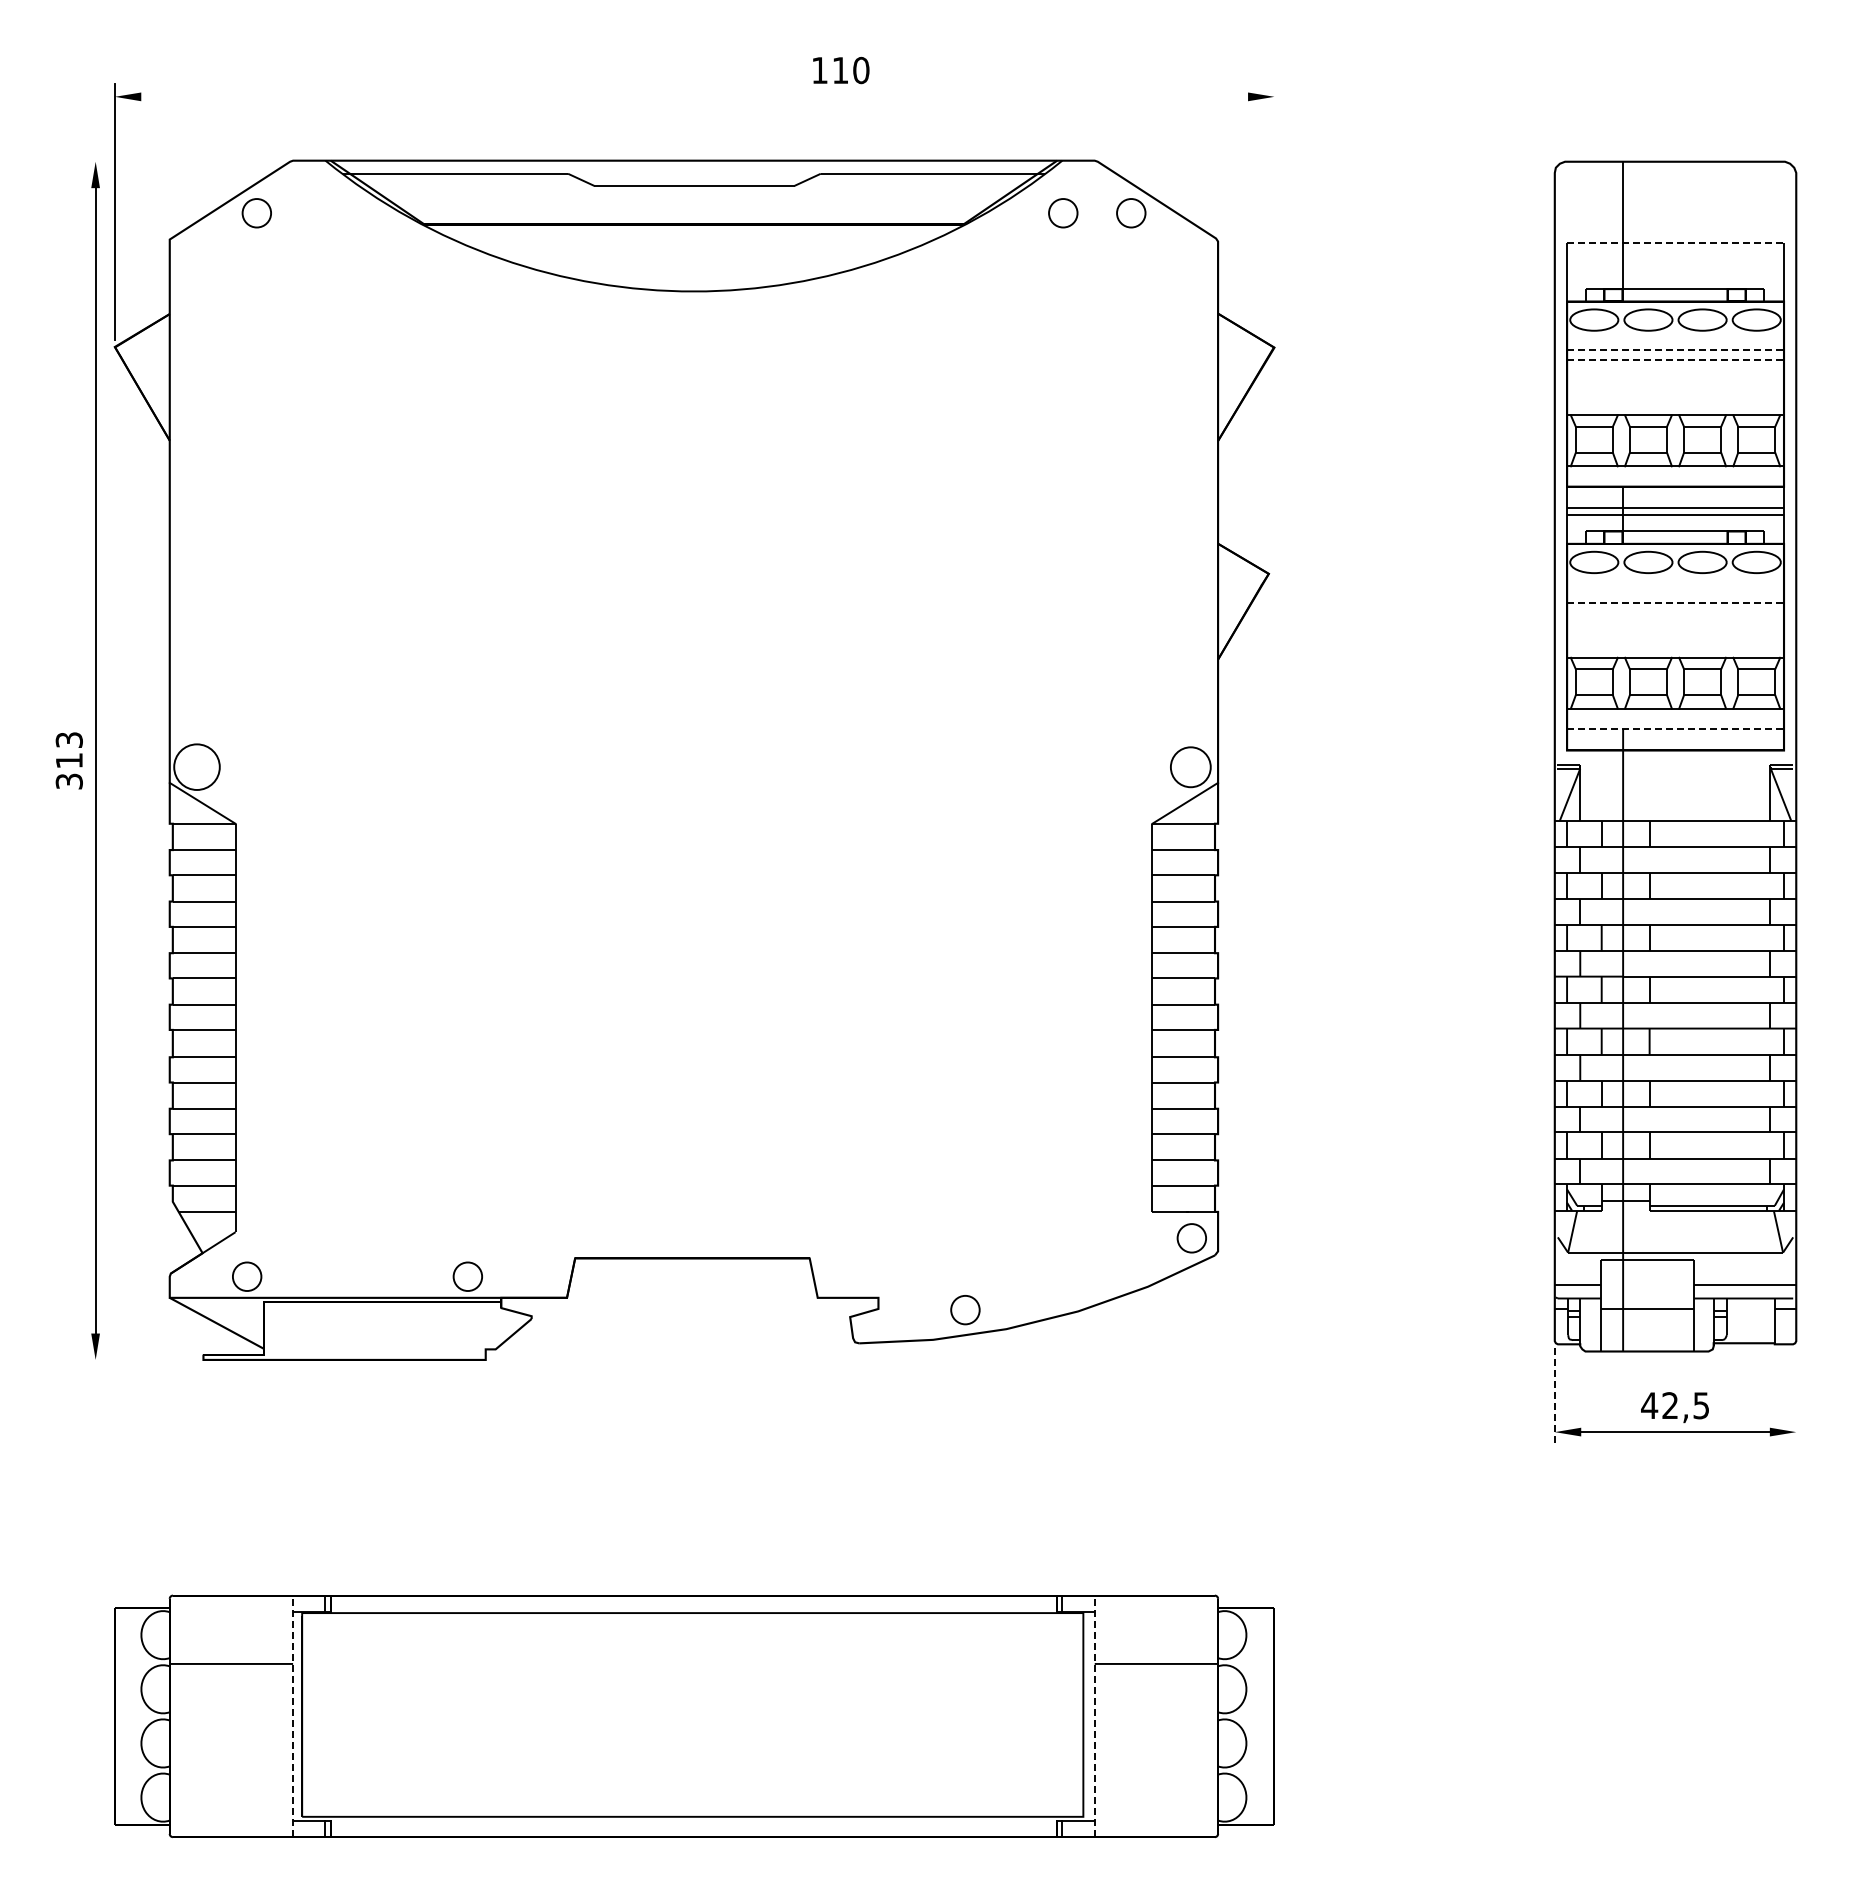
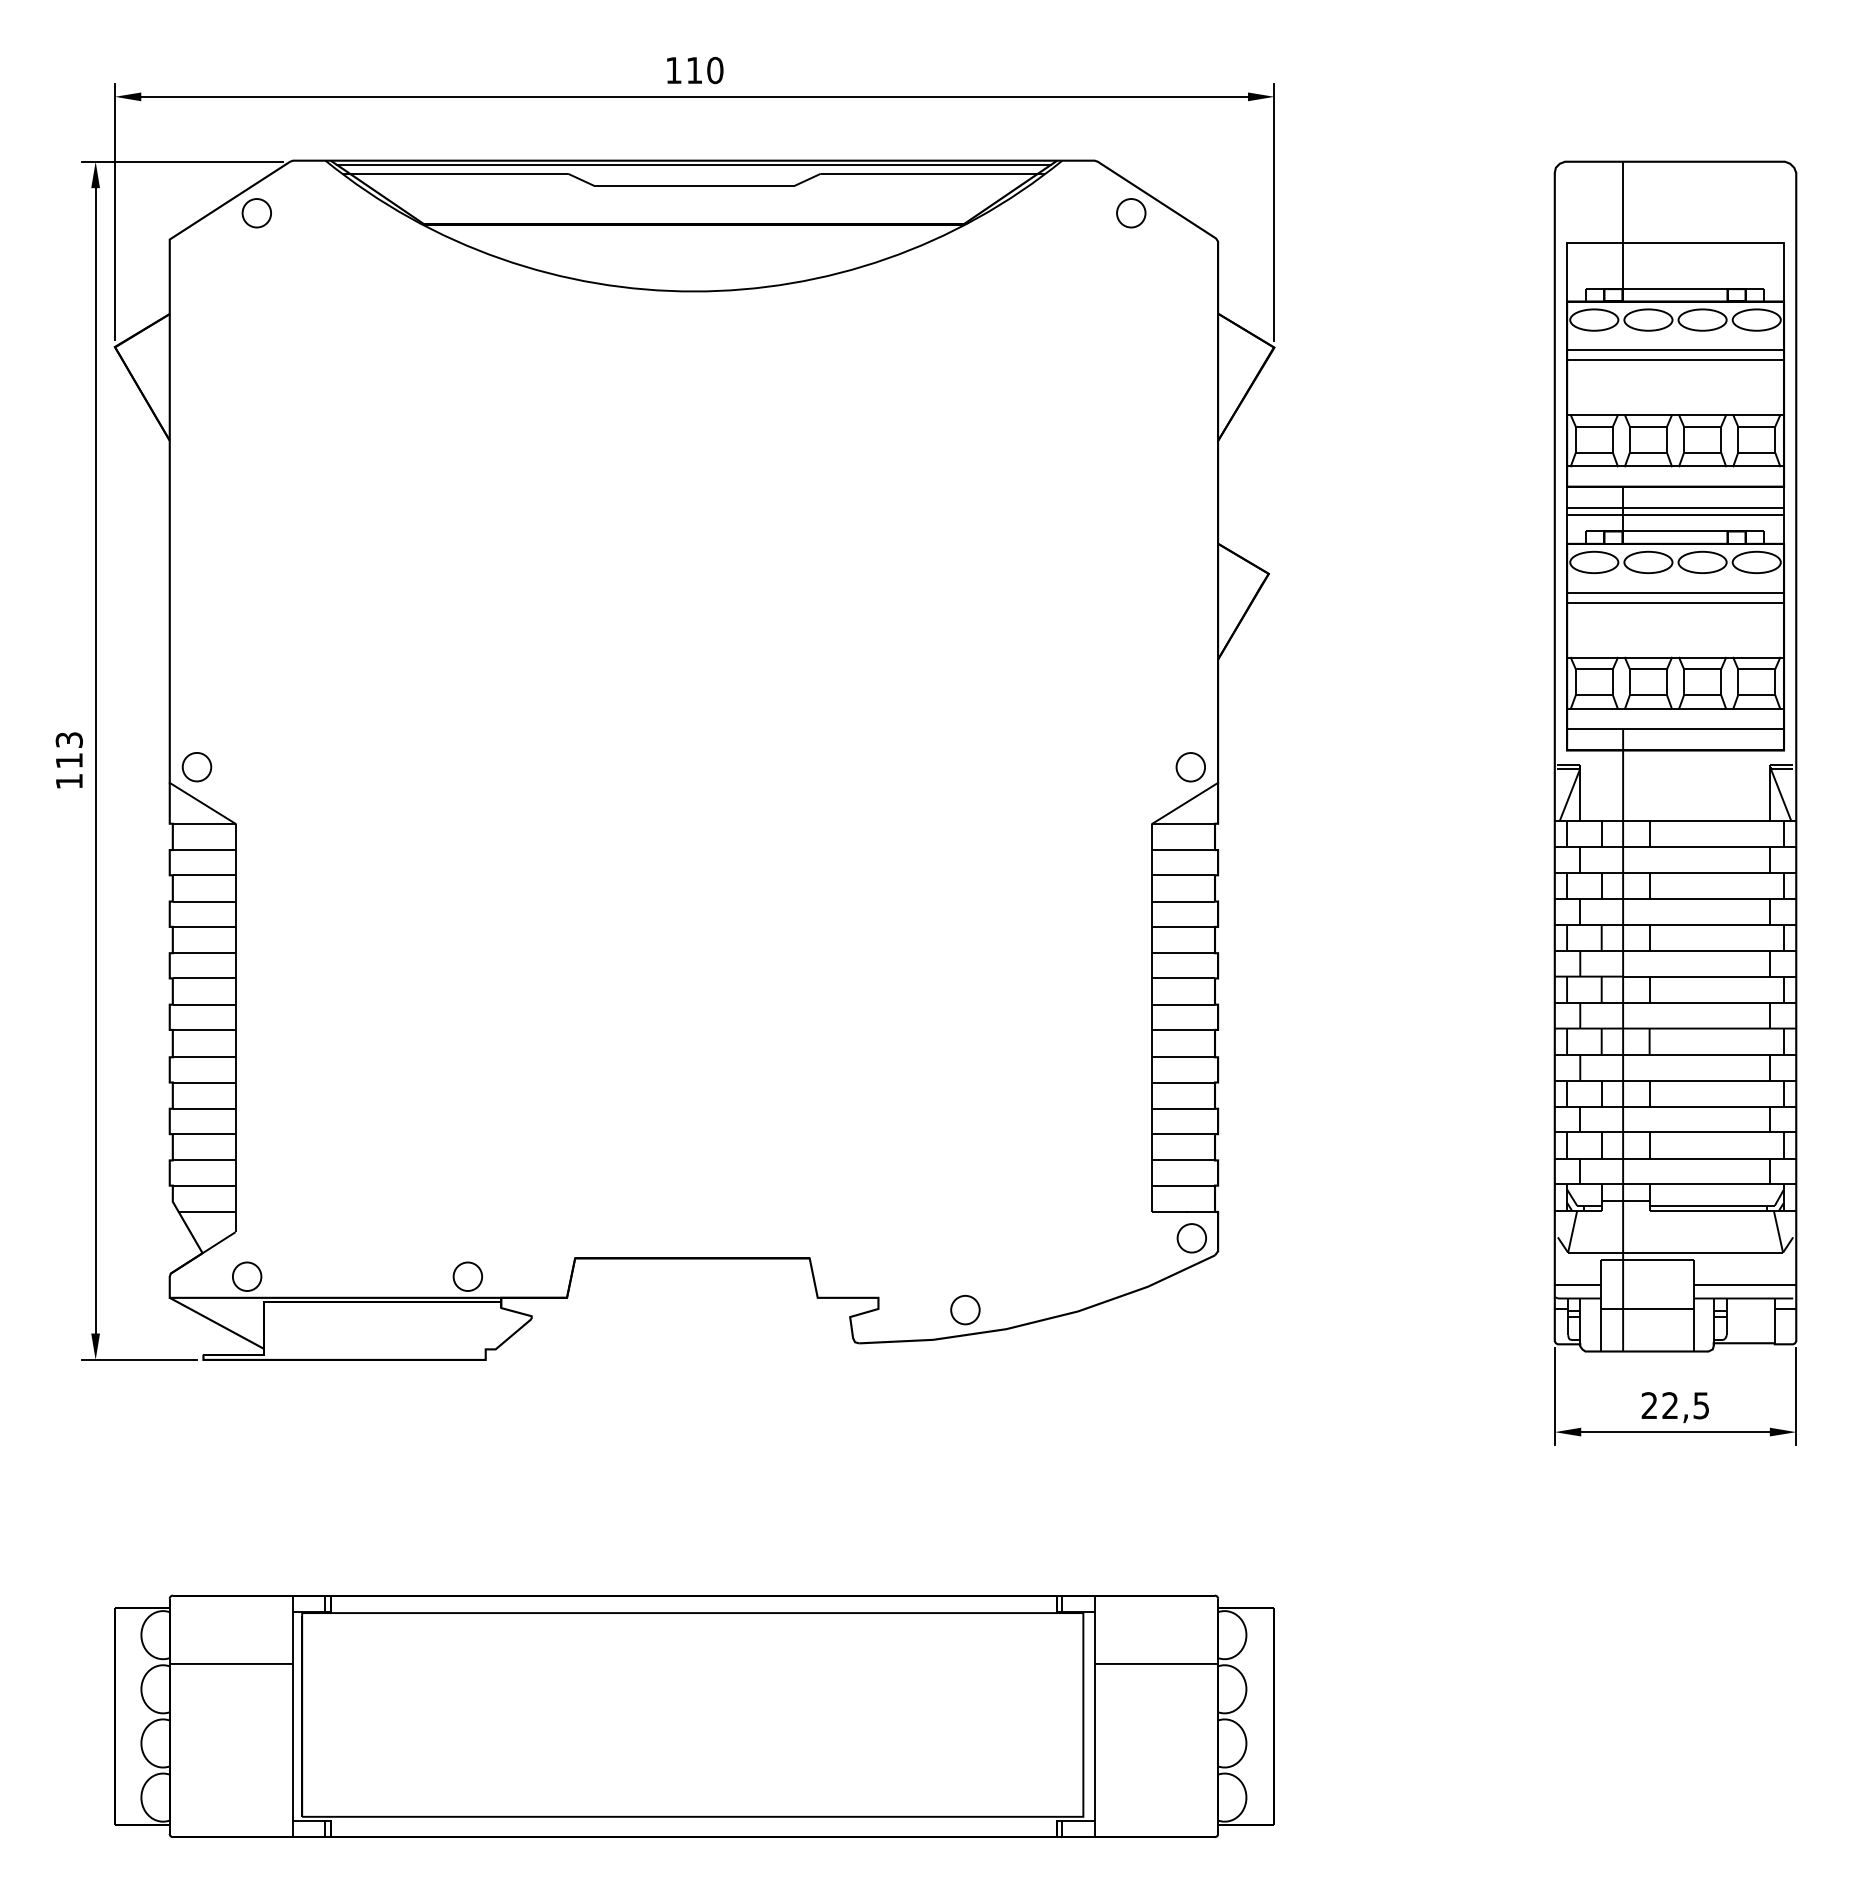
text position: (841, 70) -> (695, 70) (695, 70)
line: none -> present (694, 96)
line: none -> present (182, 161)
line: none -> present (693, 165)
line: none -> present (1274, 212)
circle: present -> none (1063, 213)
line: dashed -> solid (1676, 243)
line: dashed -> solid (1676, 350)
line: dashed -> solid (1676, 360)
line: none -> present (1675, 592)
line: dashed -> solid (1676, 602)
line: dashed -> solid (1676, 729)
circle diameter: 46 px -> 29 px (196, 766)
circle diameter: 40 px -> 29 px (1190, 767)
text: 313 -> 113 (68, 781)
line: none -> present (139, 1359)
line: dashed -> solid (1554, 1396)
line: none -> present (1796, 1396)
text: 42,5 -> 22,5 (1649, 1405)
line: dashed -> solid (293, 1716)
line: dashed -> solid (1094, 1716)
